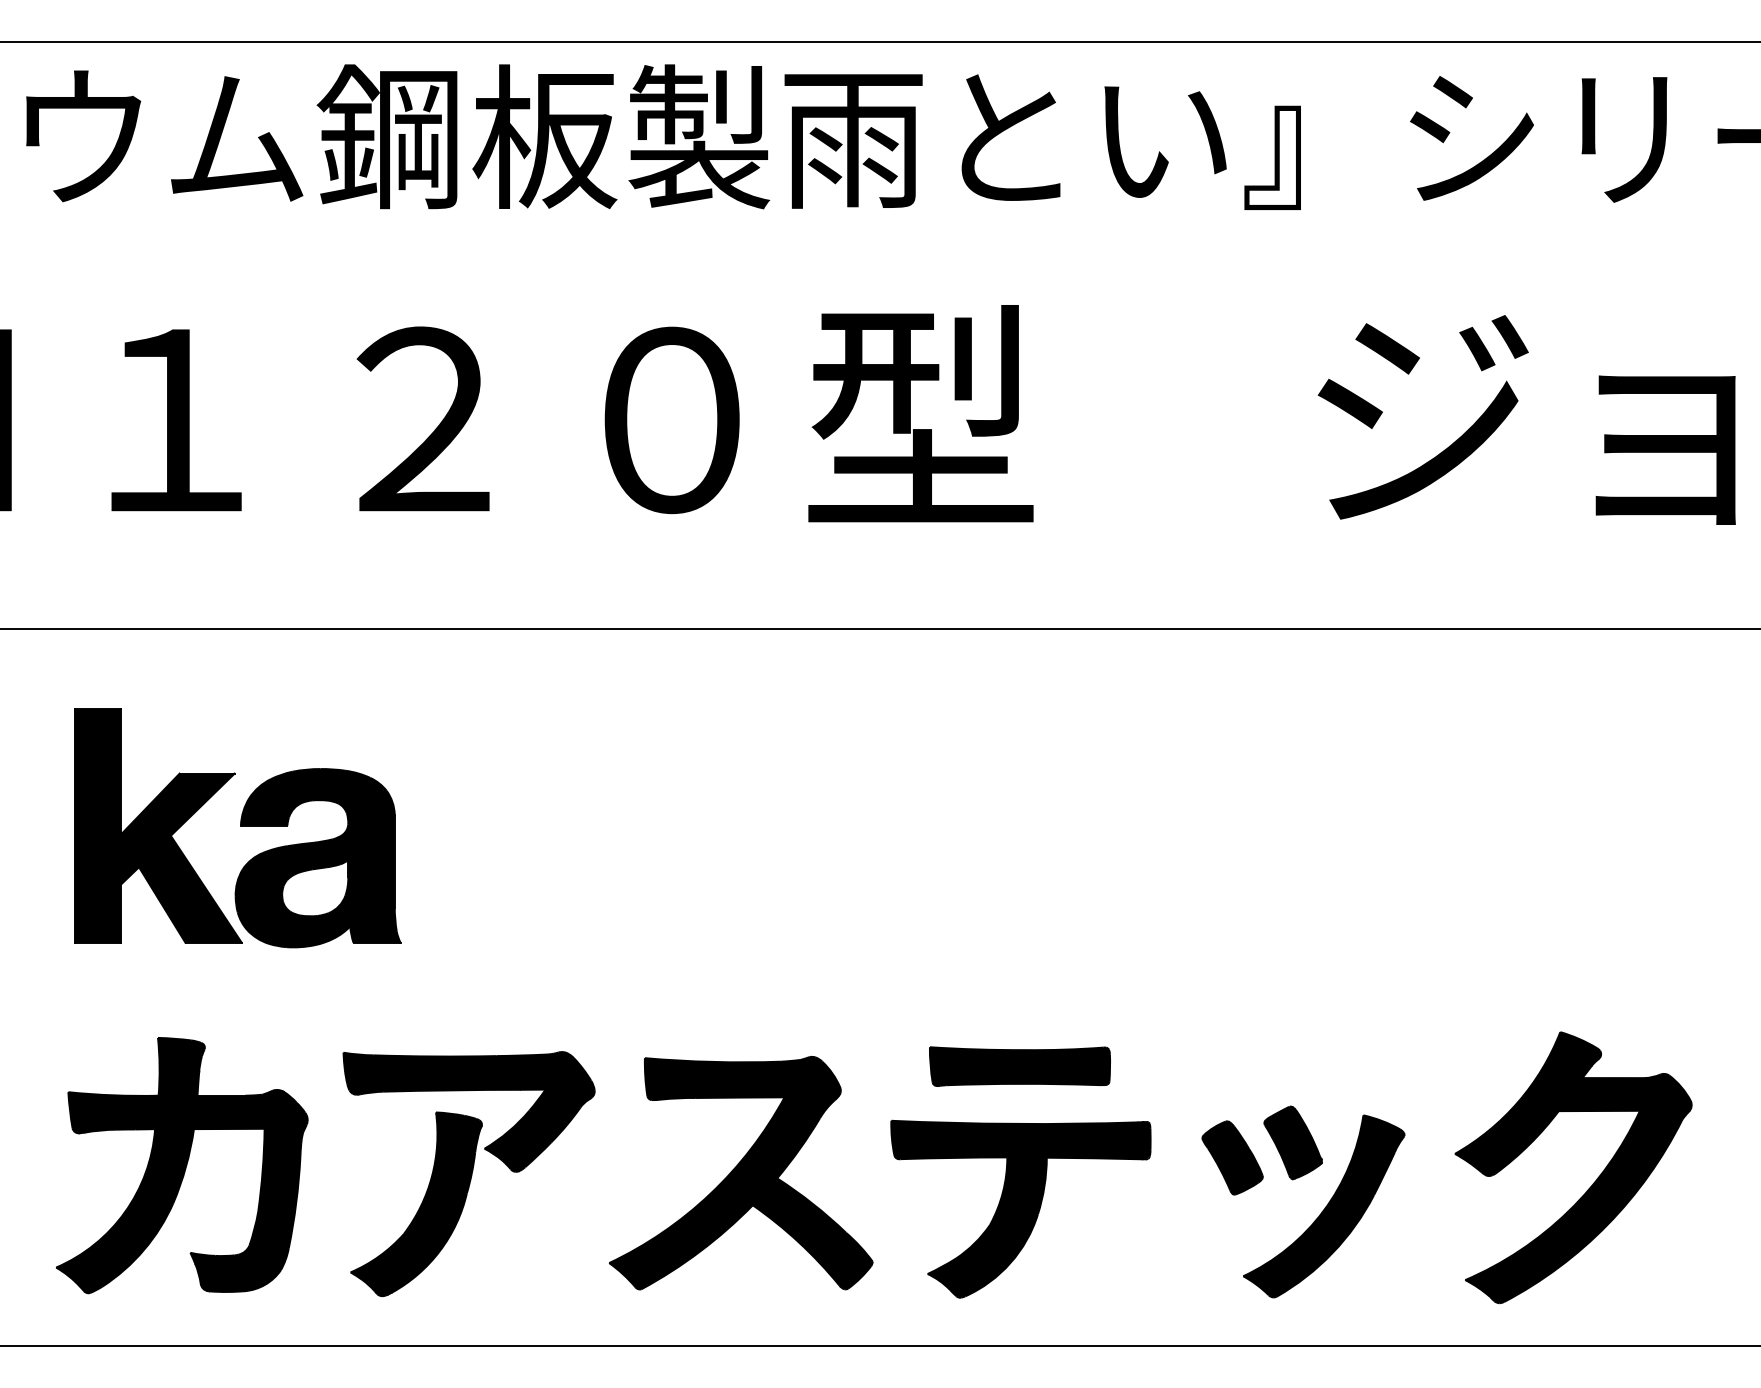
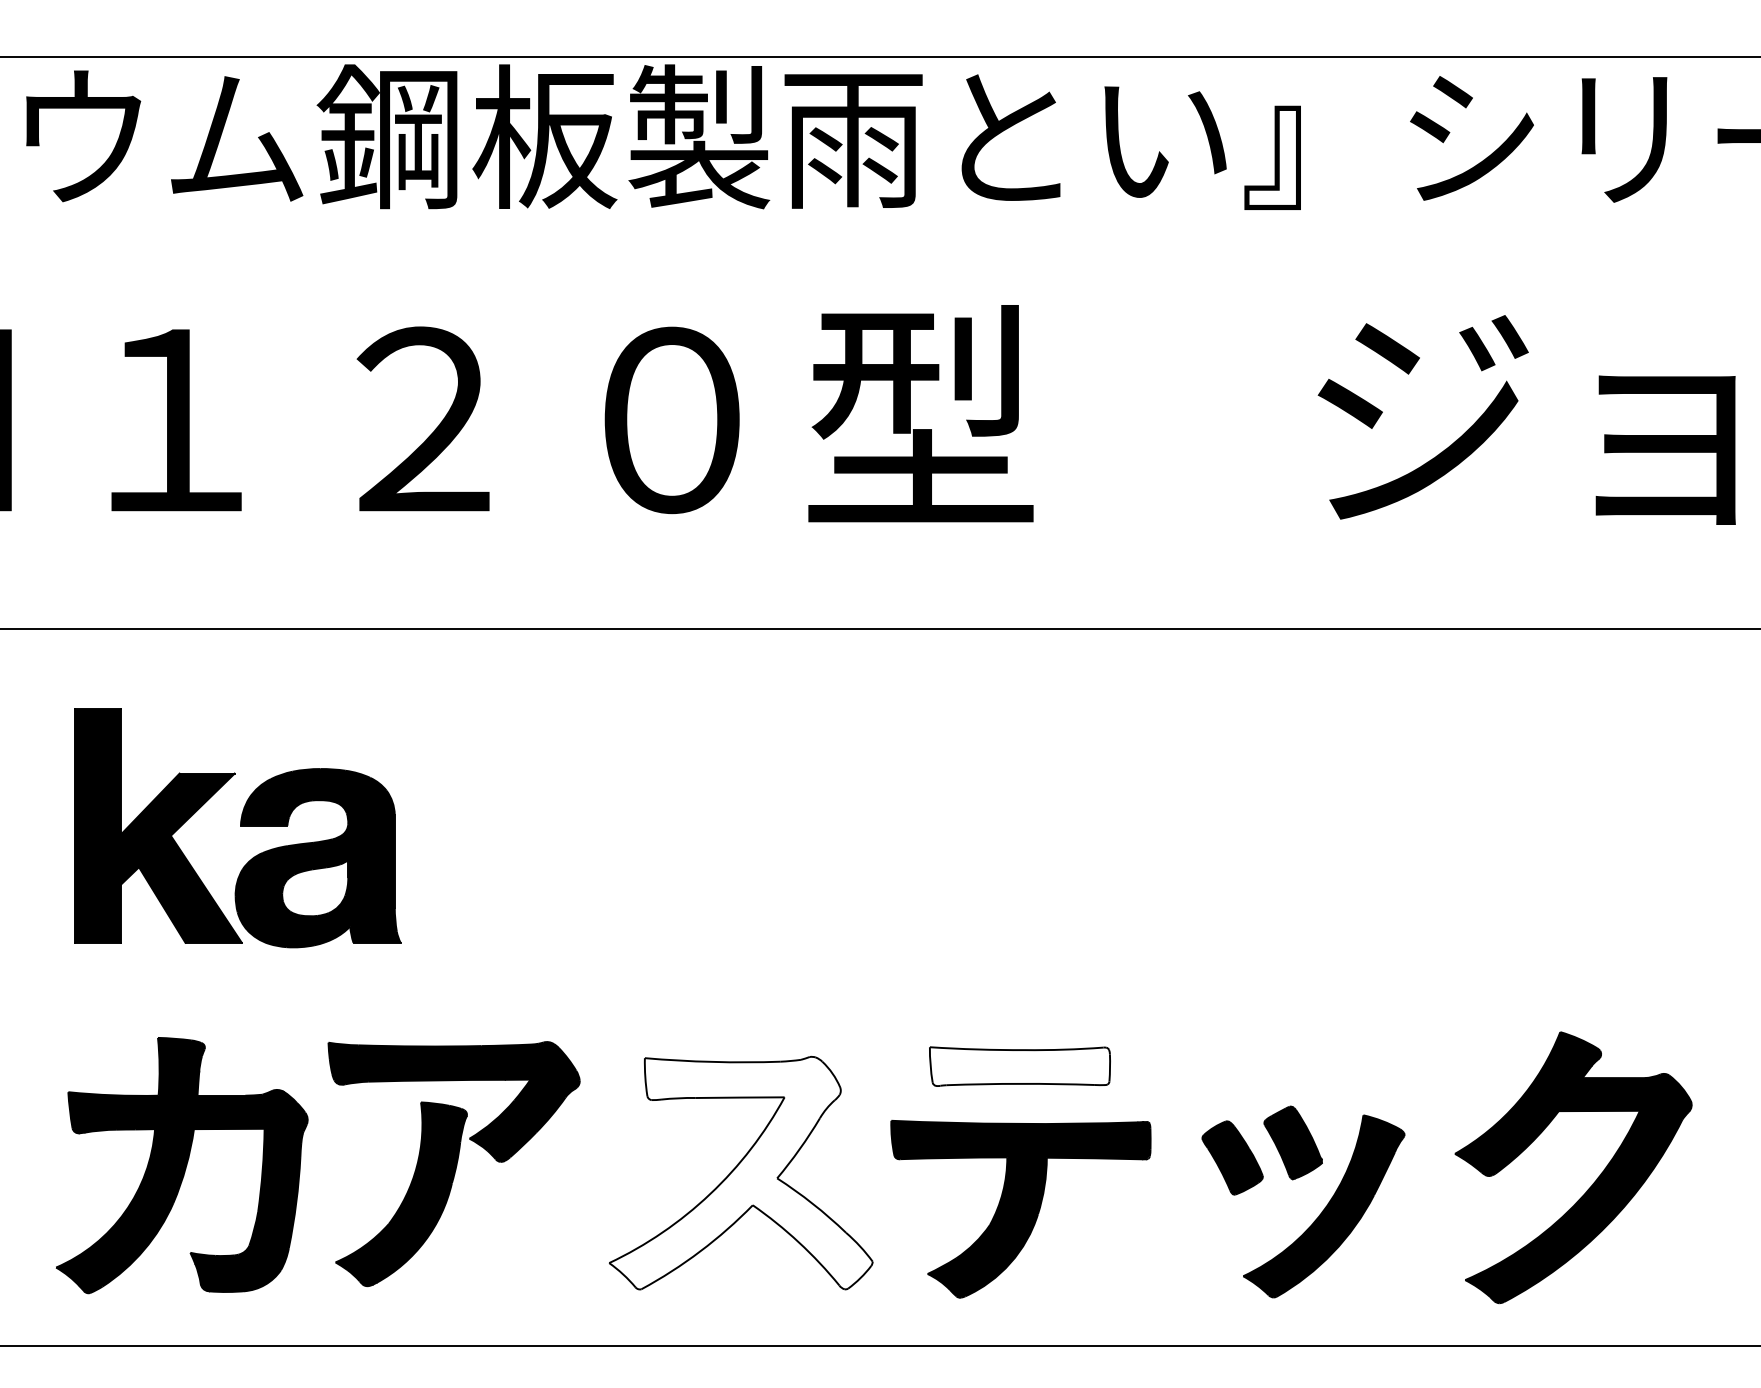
line position: (879, 41) -> (879, 56) (879, 56)
fill: present -> none (1019, 1066)
fill: present -> none (740, 1172)
part position: (468, 1174) -> (453, 1164) (453, 1164)
